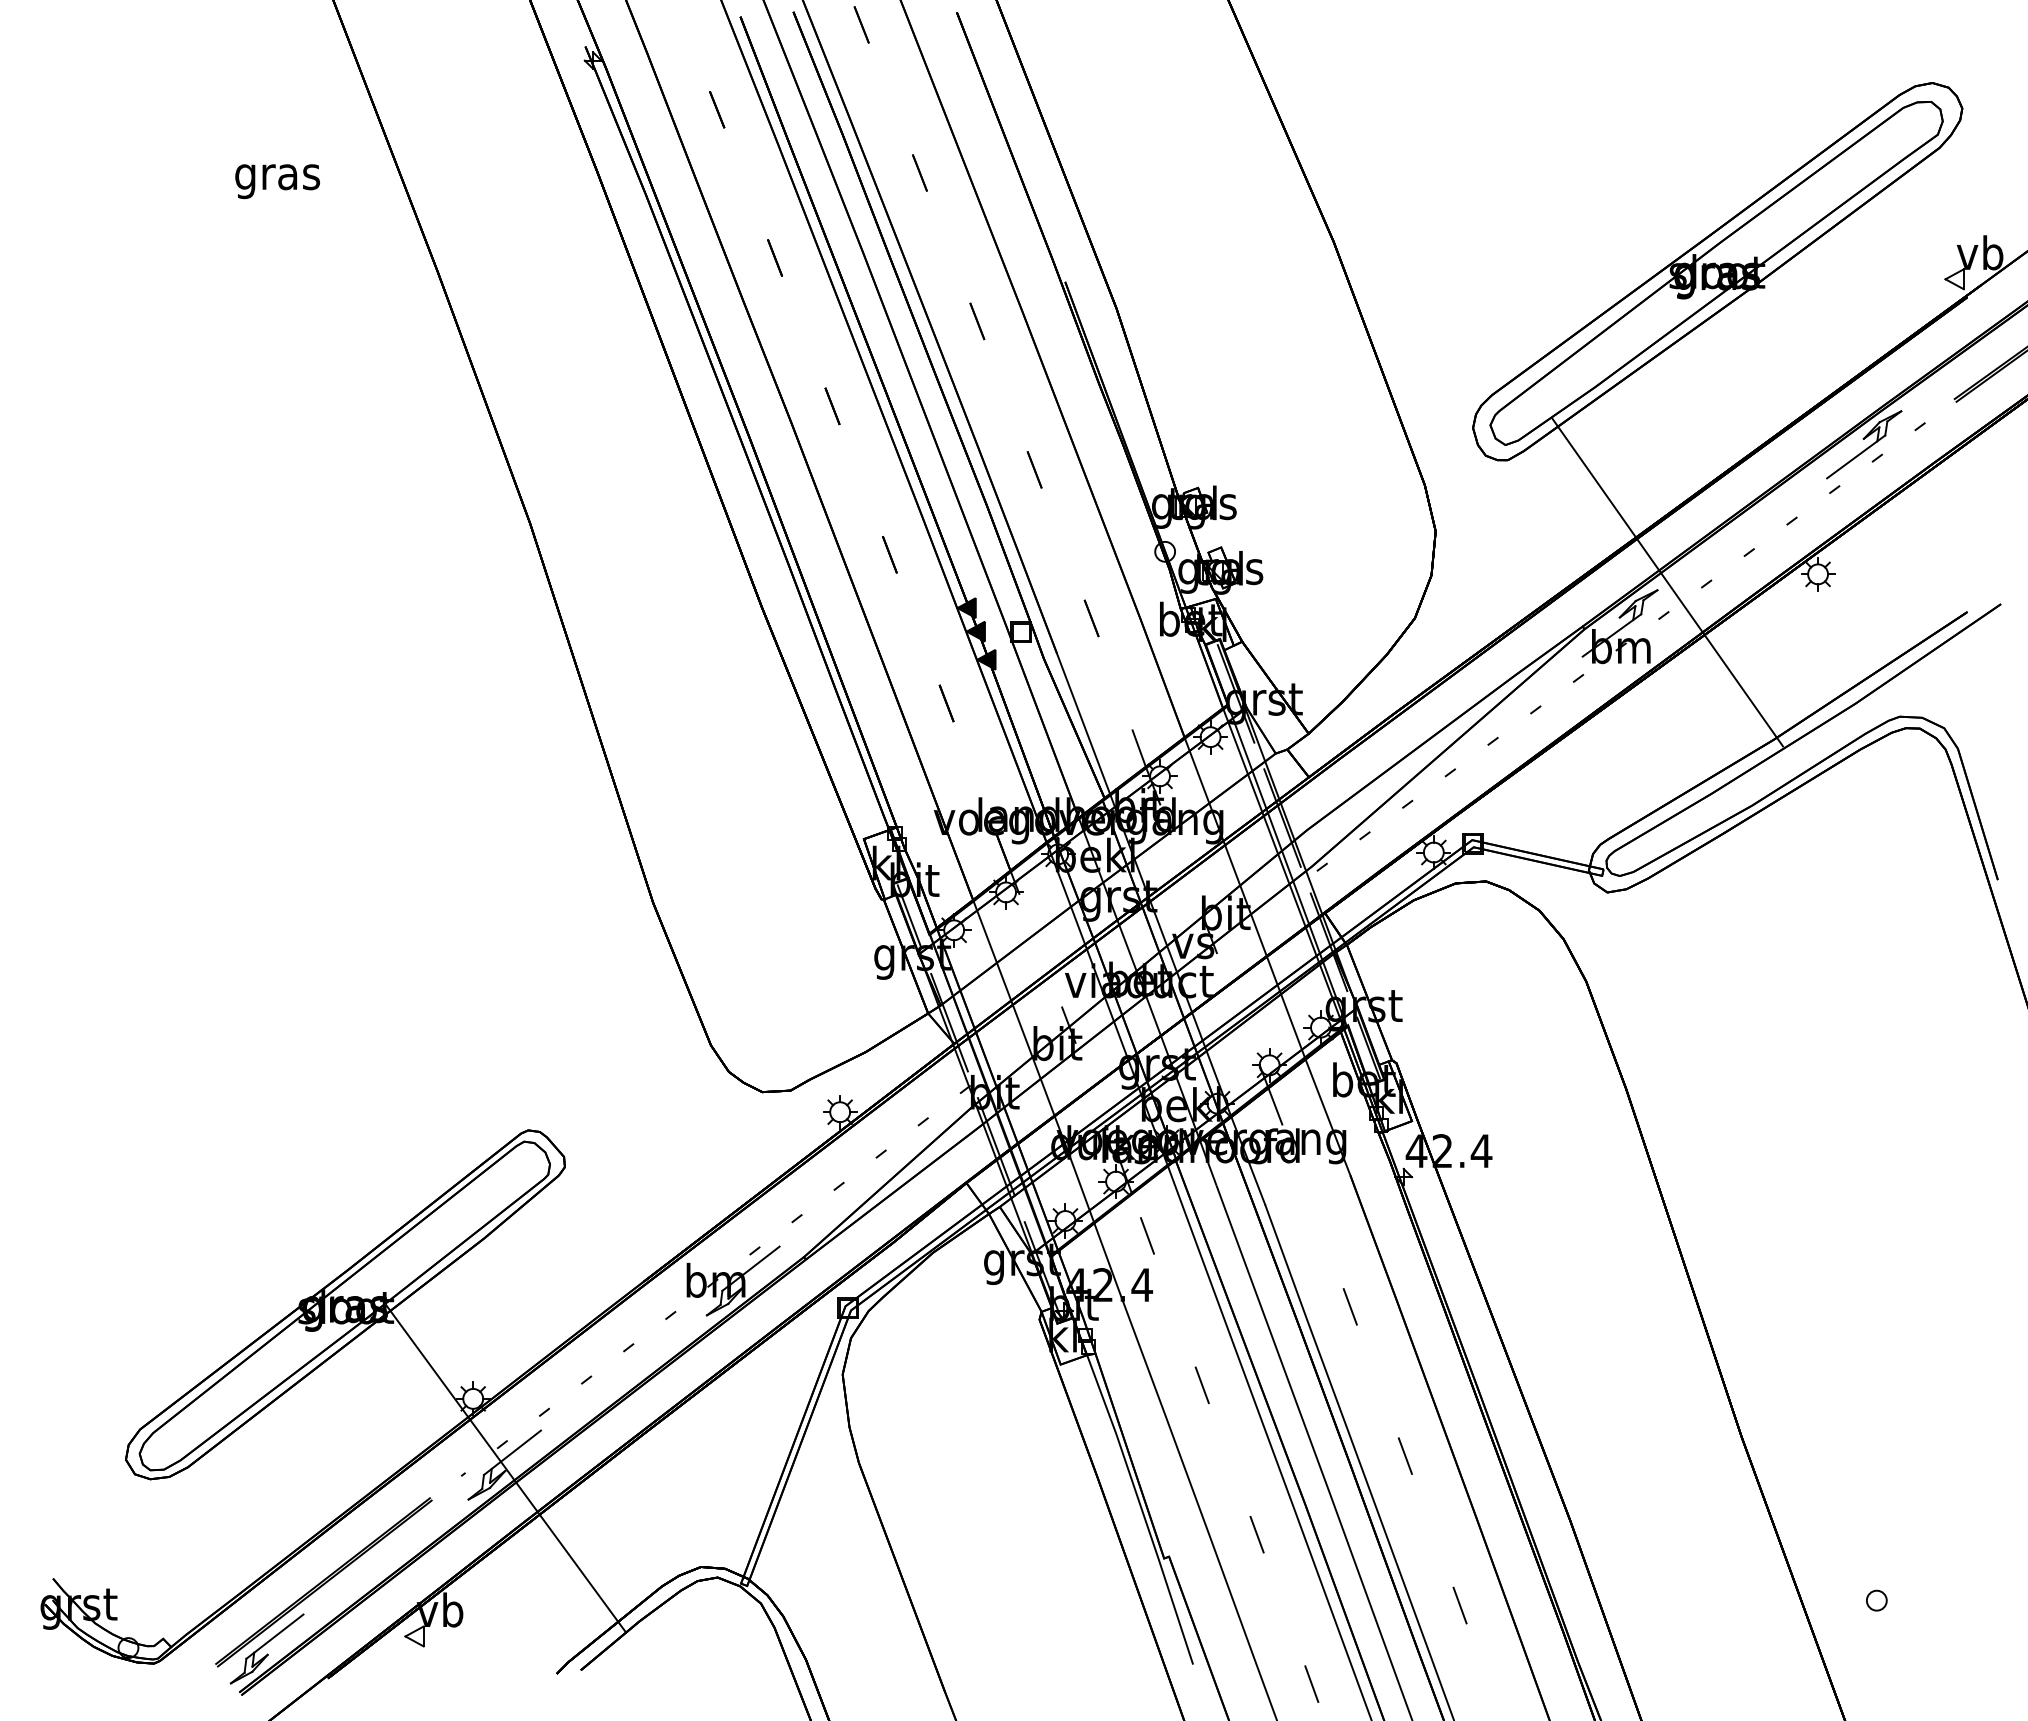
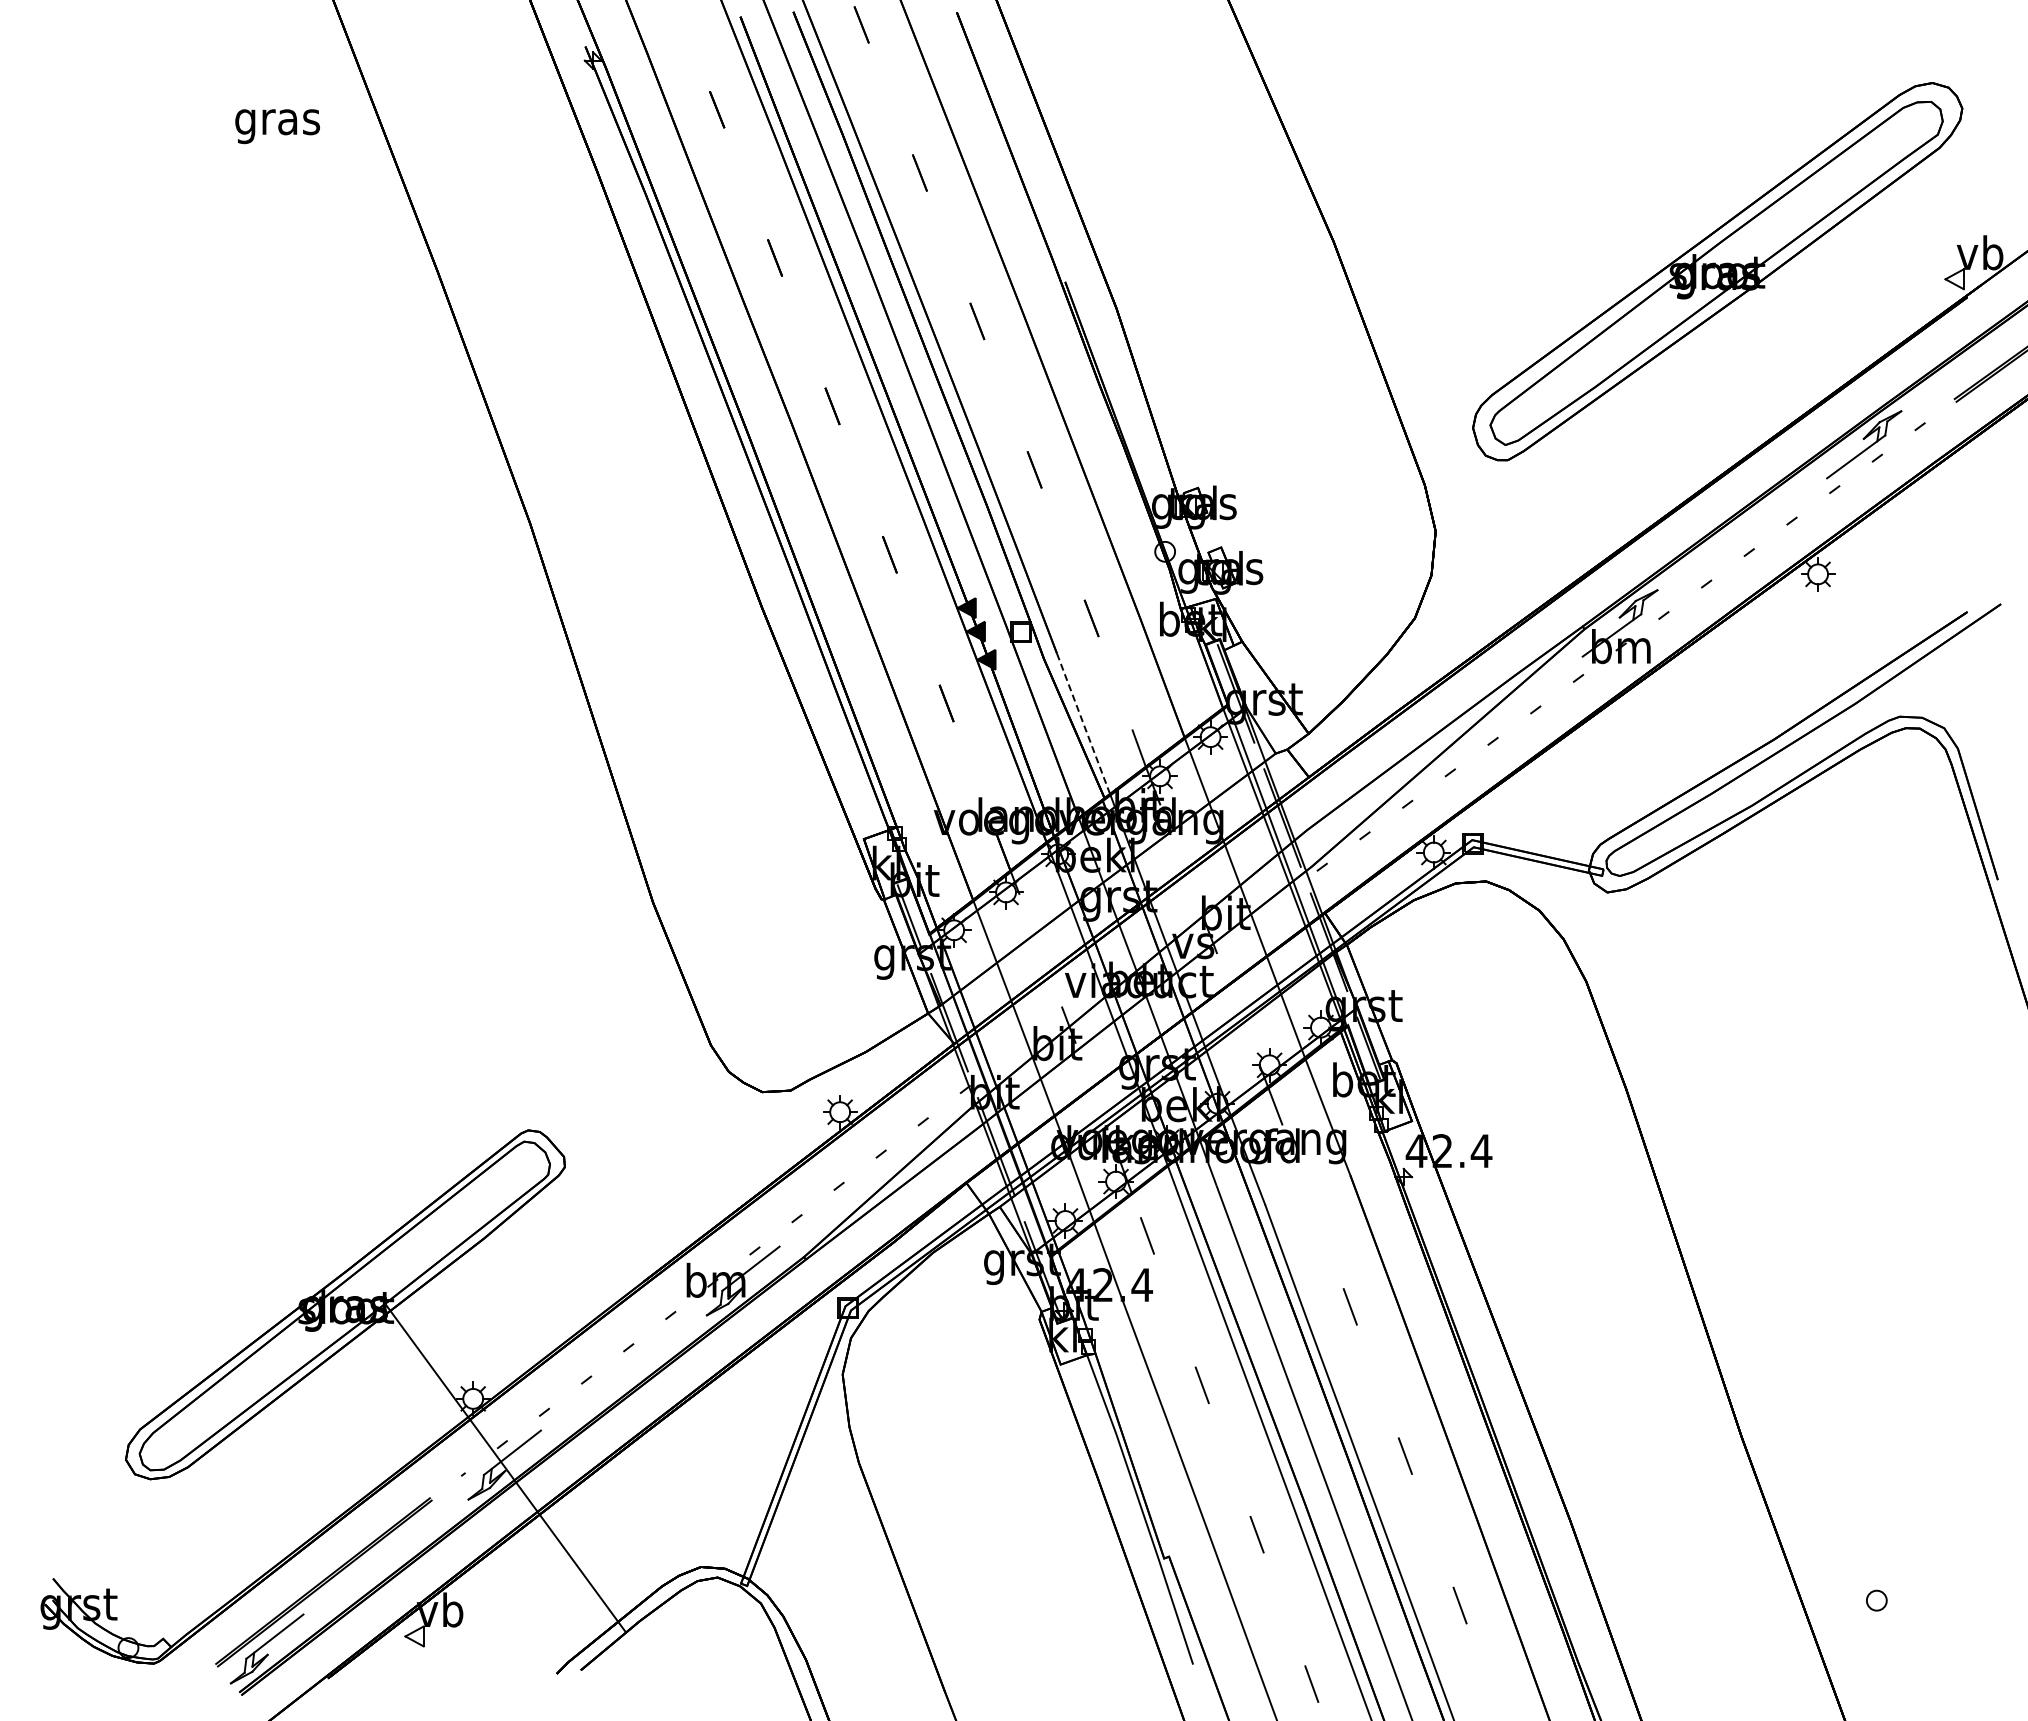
text position: (277, 181) -> (277, 126) (277, 126)
line: present -> none (1667, 582)
line: solid -> dashed (1083, 724)
